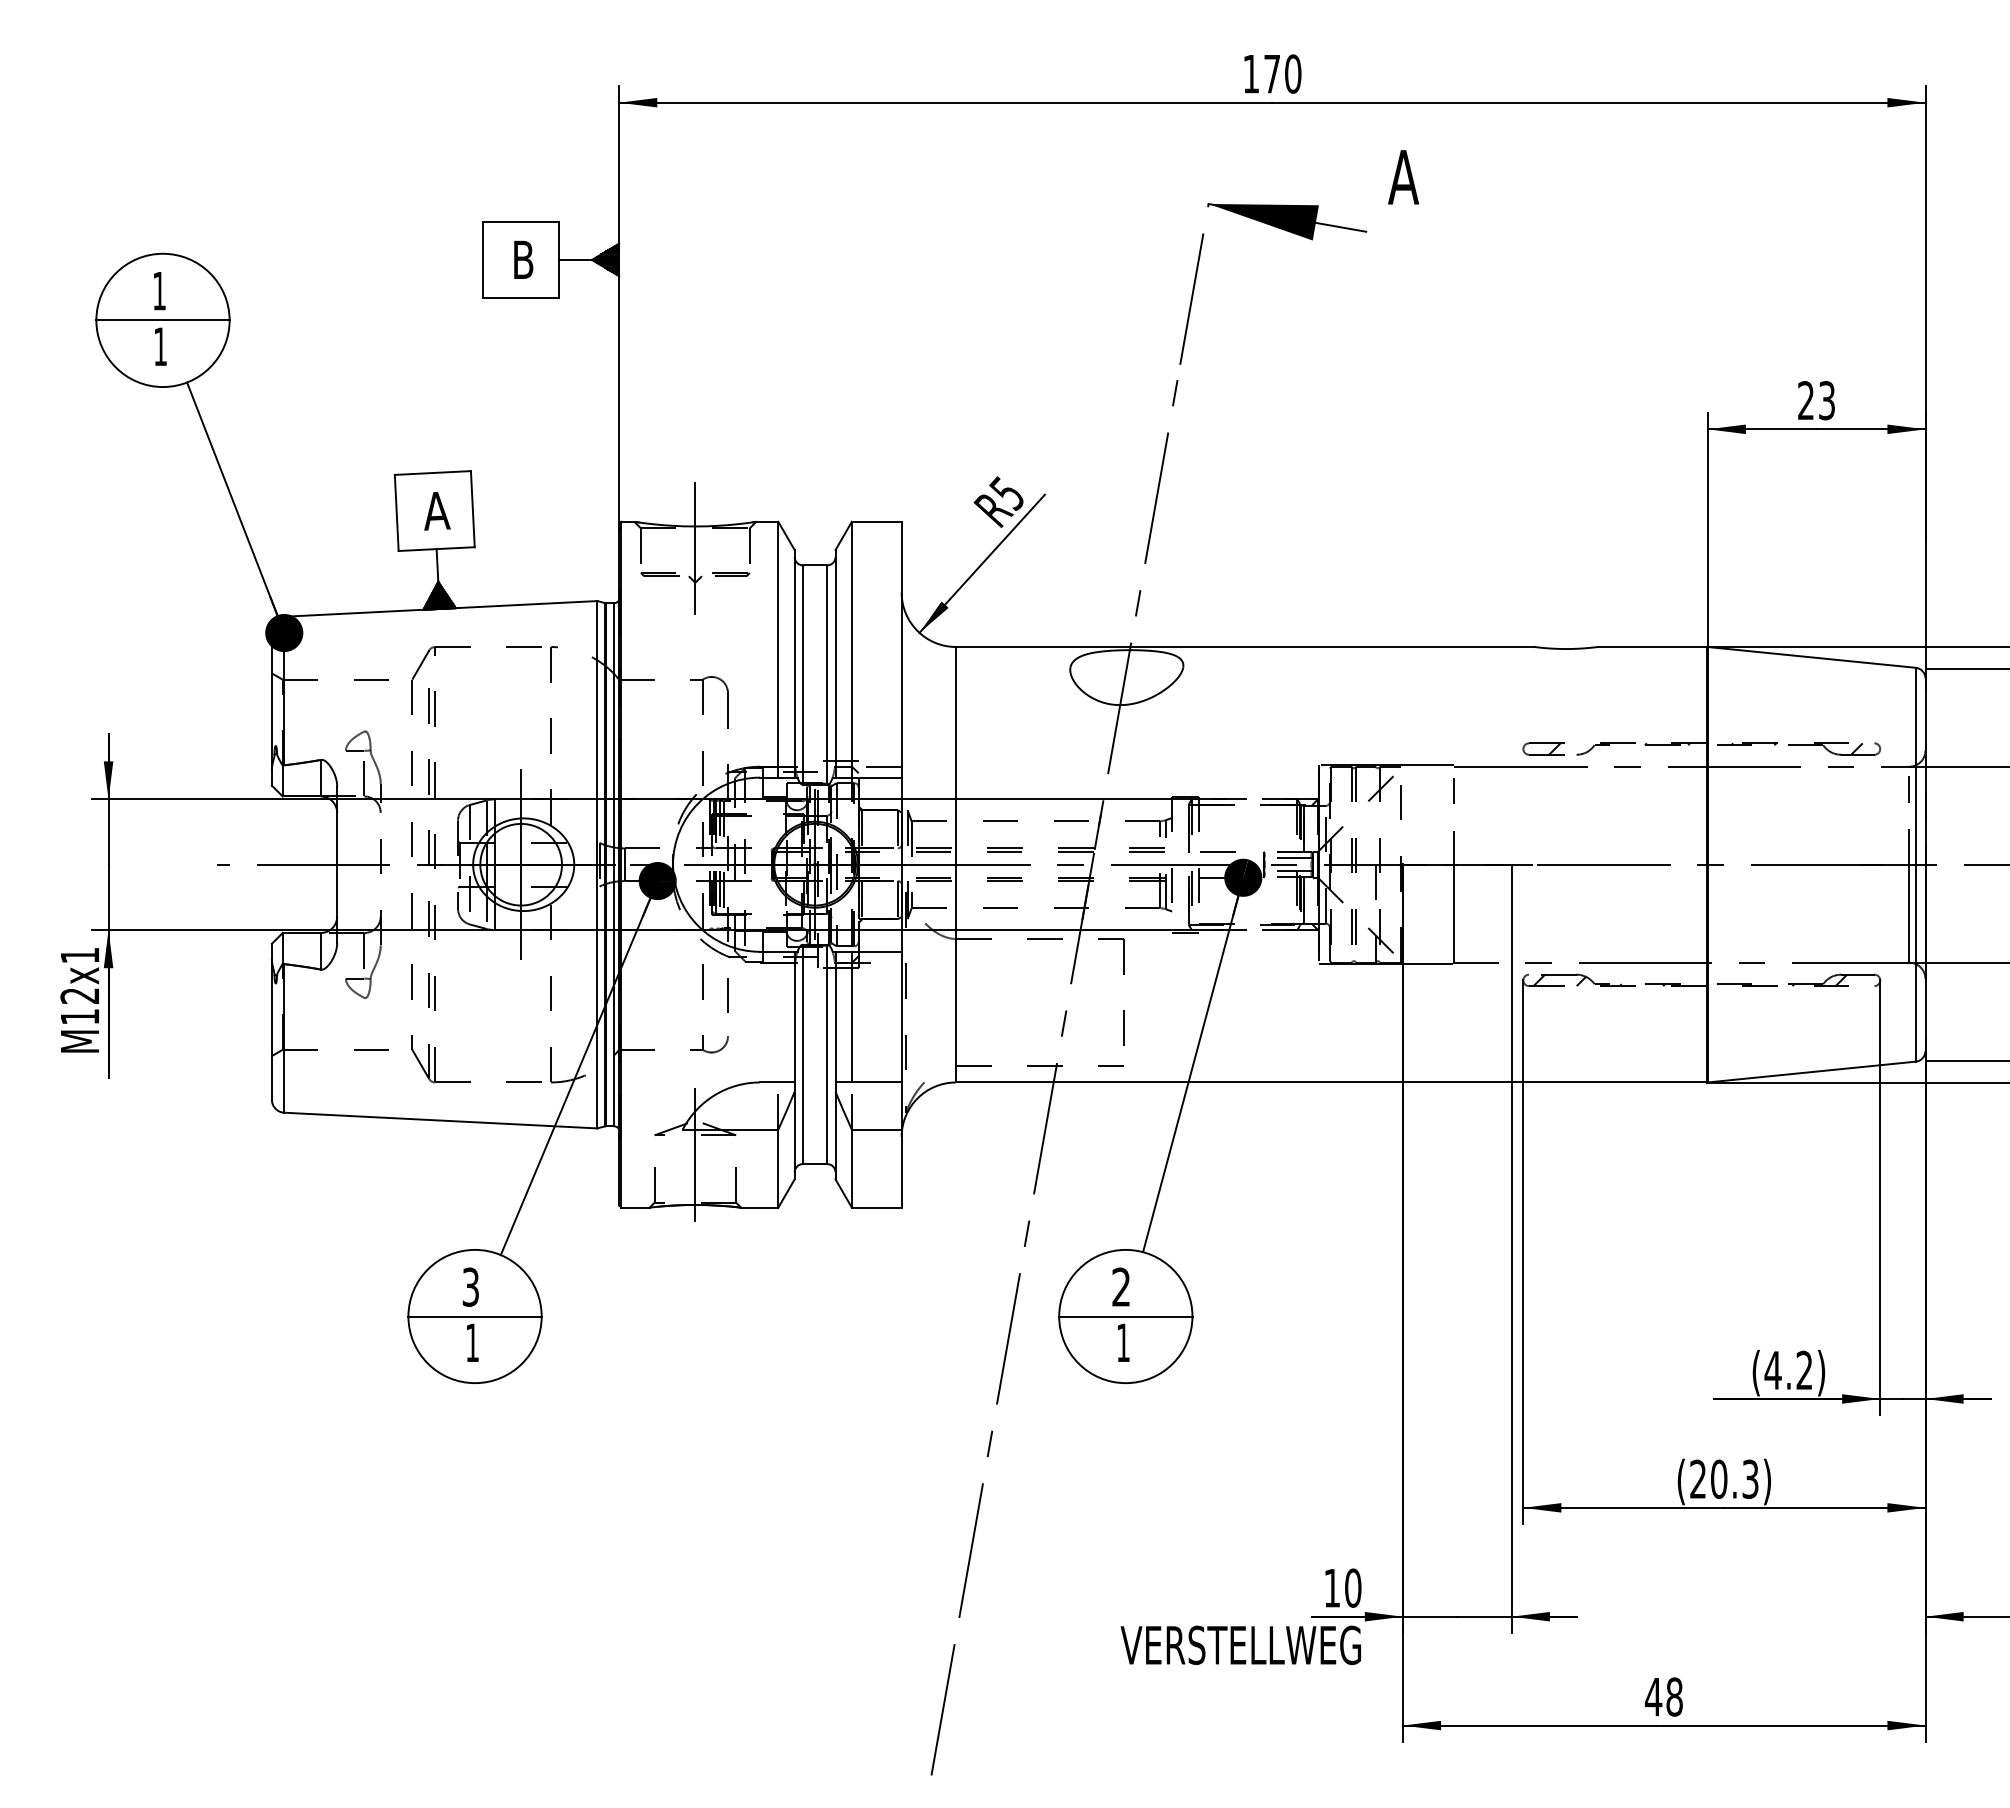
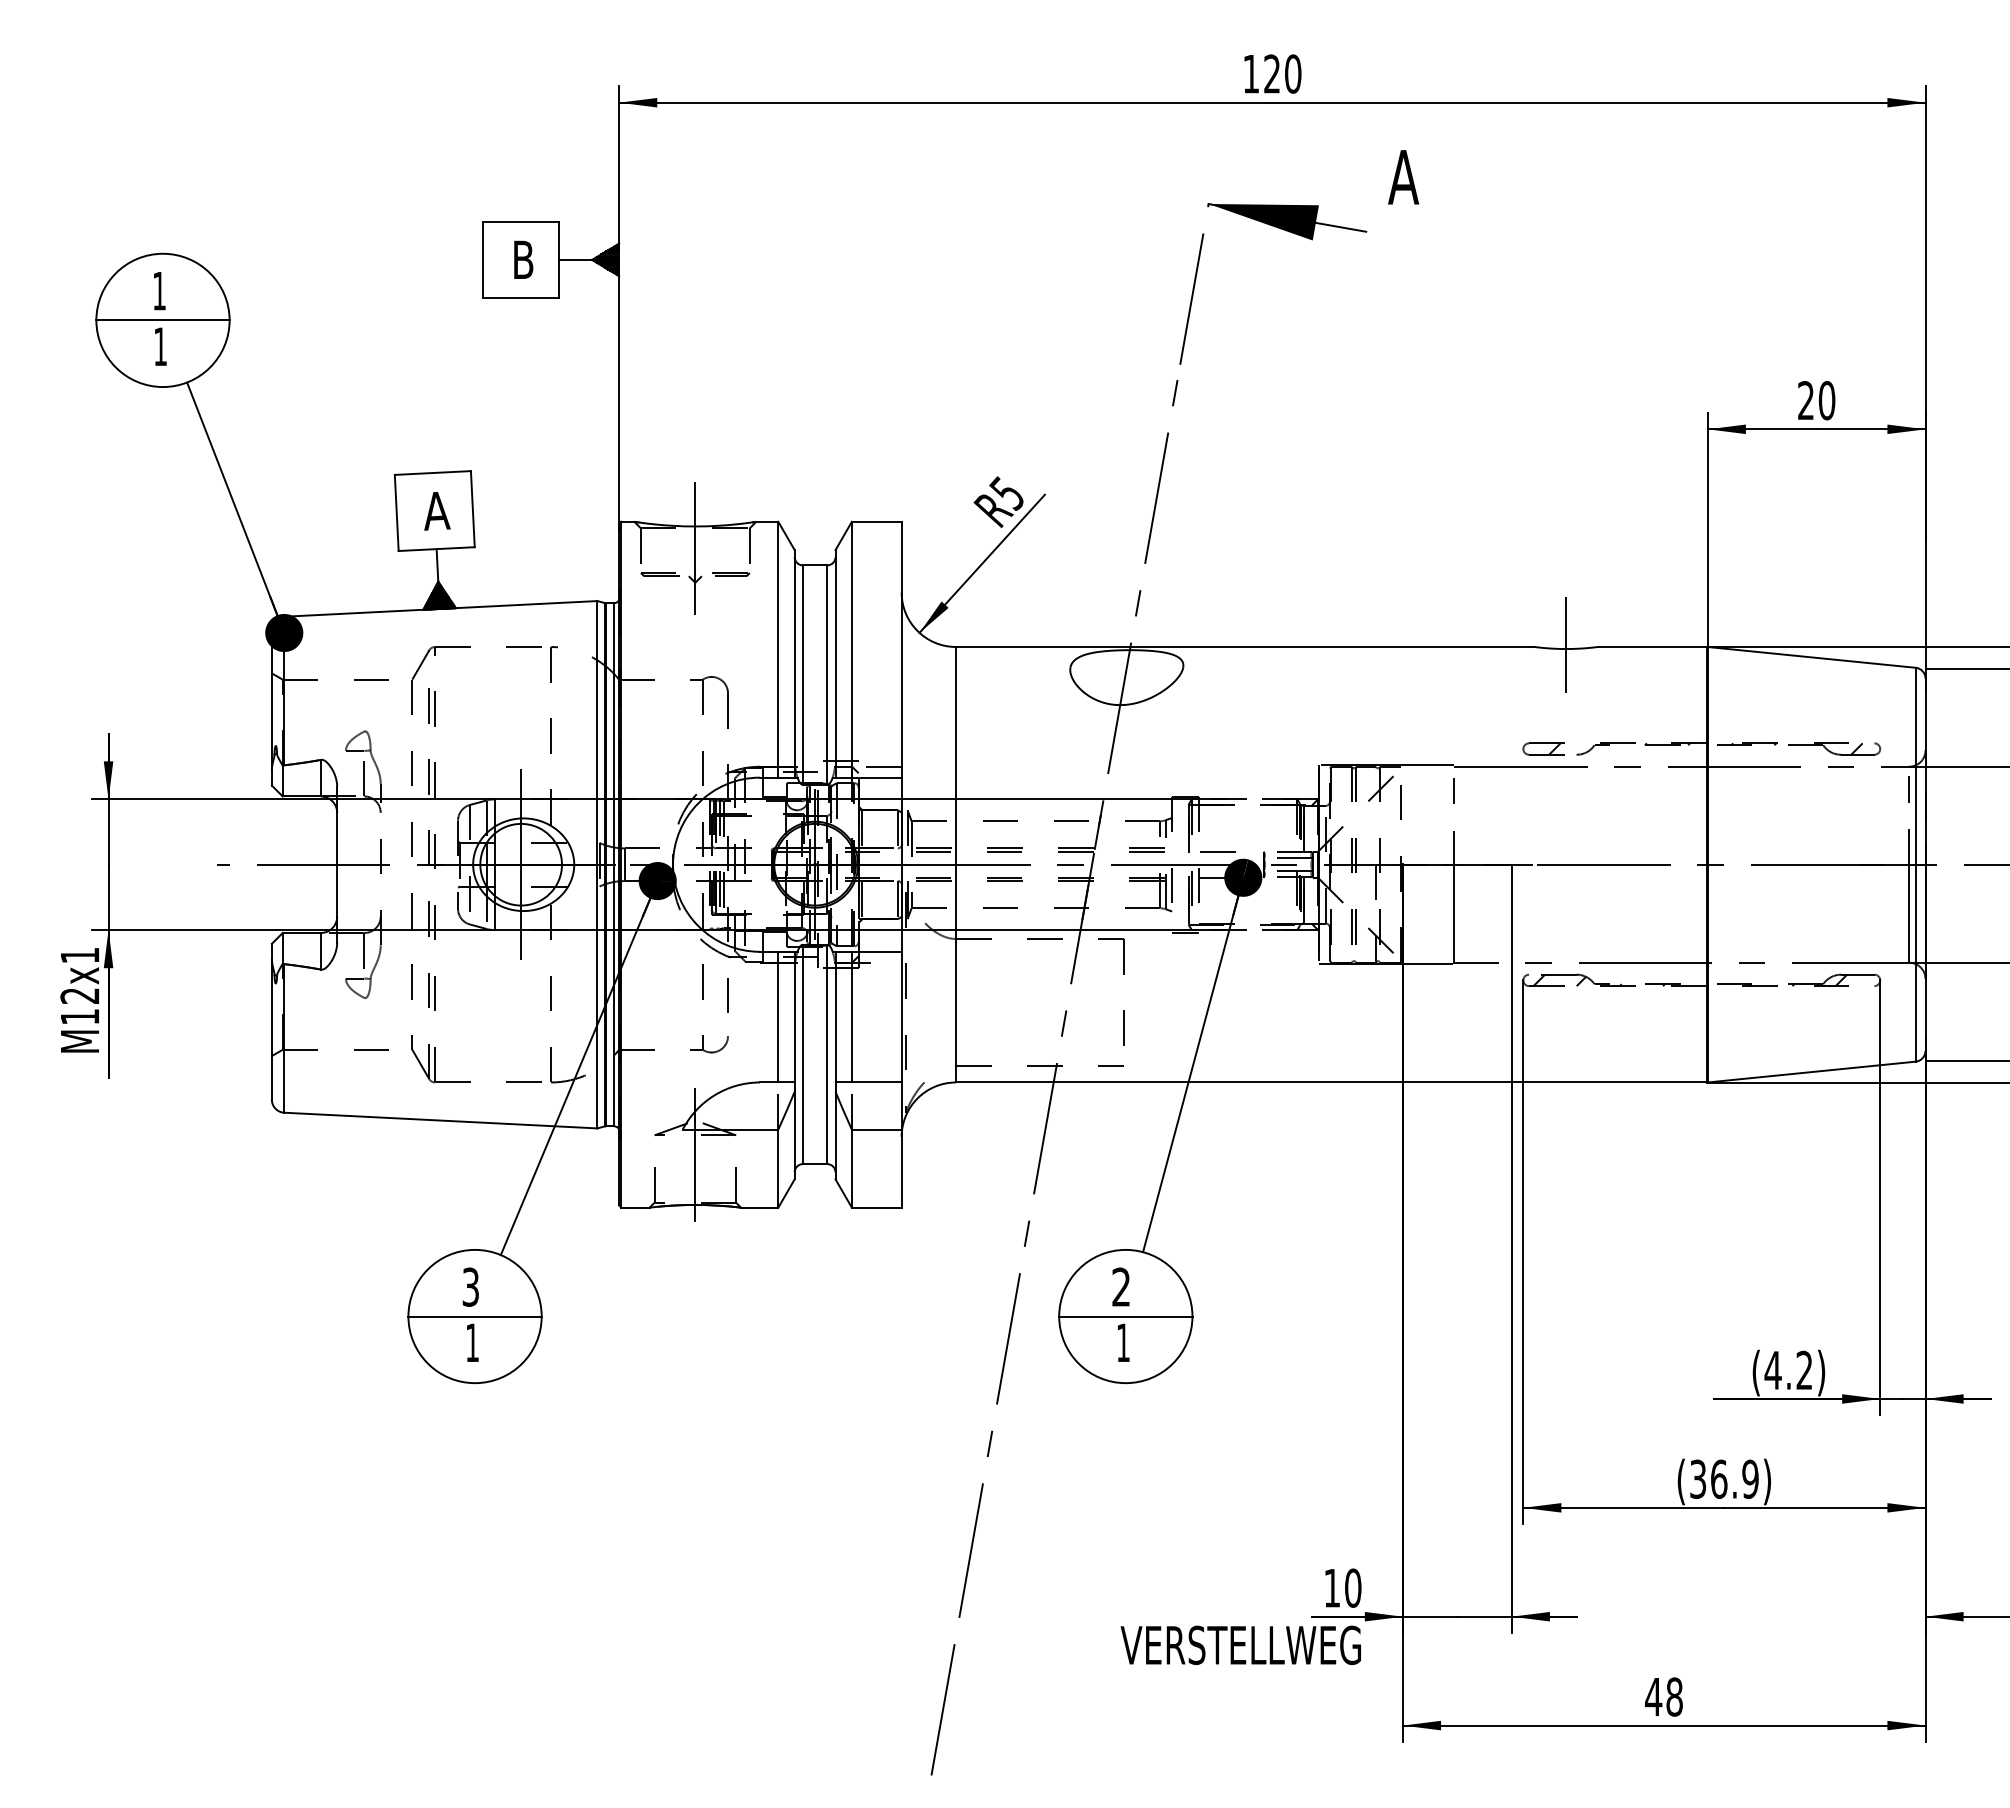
text: 170 -> 120 (1271, 73)
text: 23 -> 20 (1826, 400)
line: none -> present (1566, 644)
line: none -> present (778, 1016)
text: (20.3) -> (36.9) (1724, 1478)
